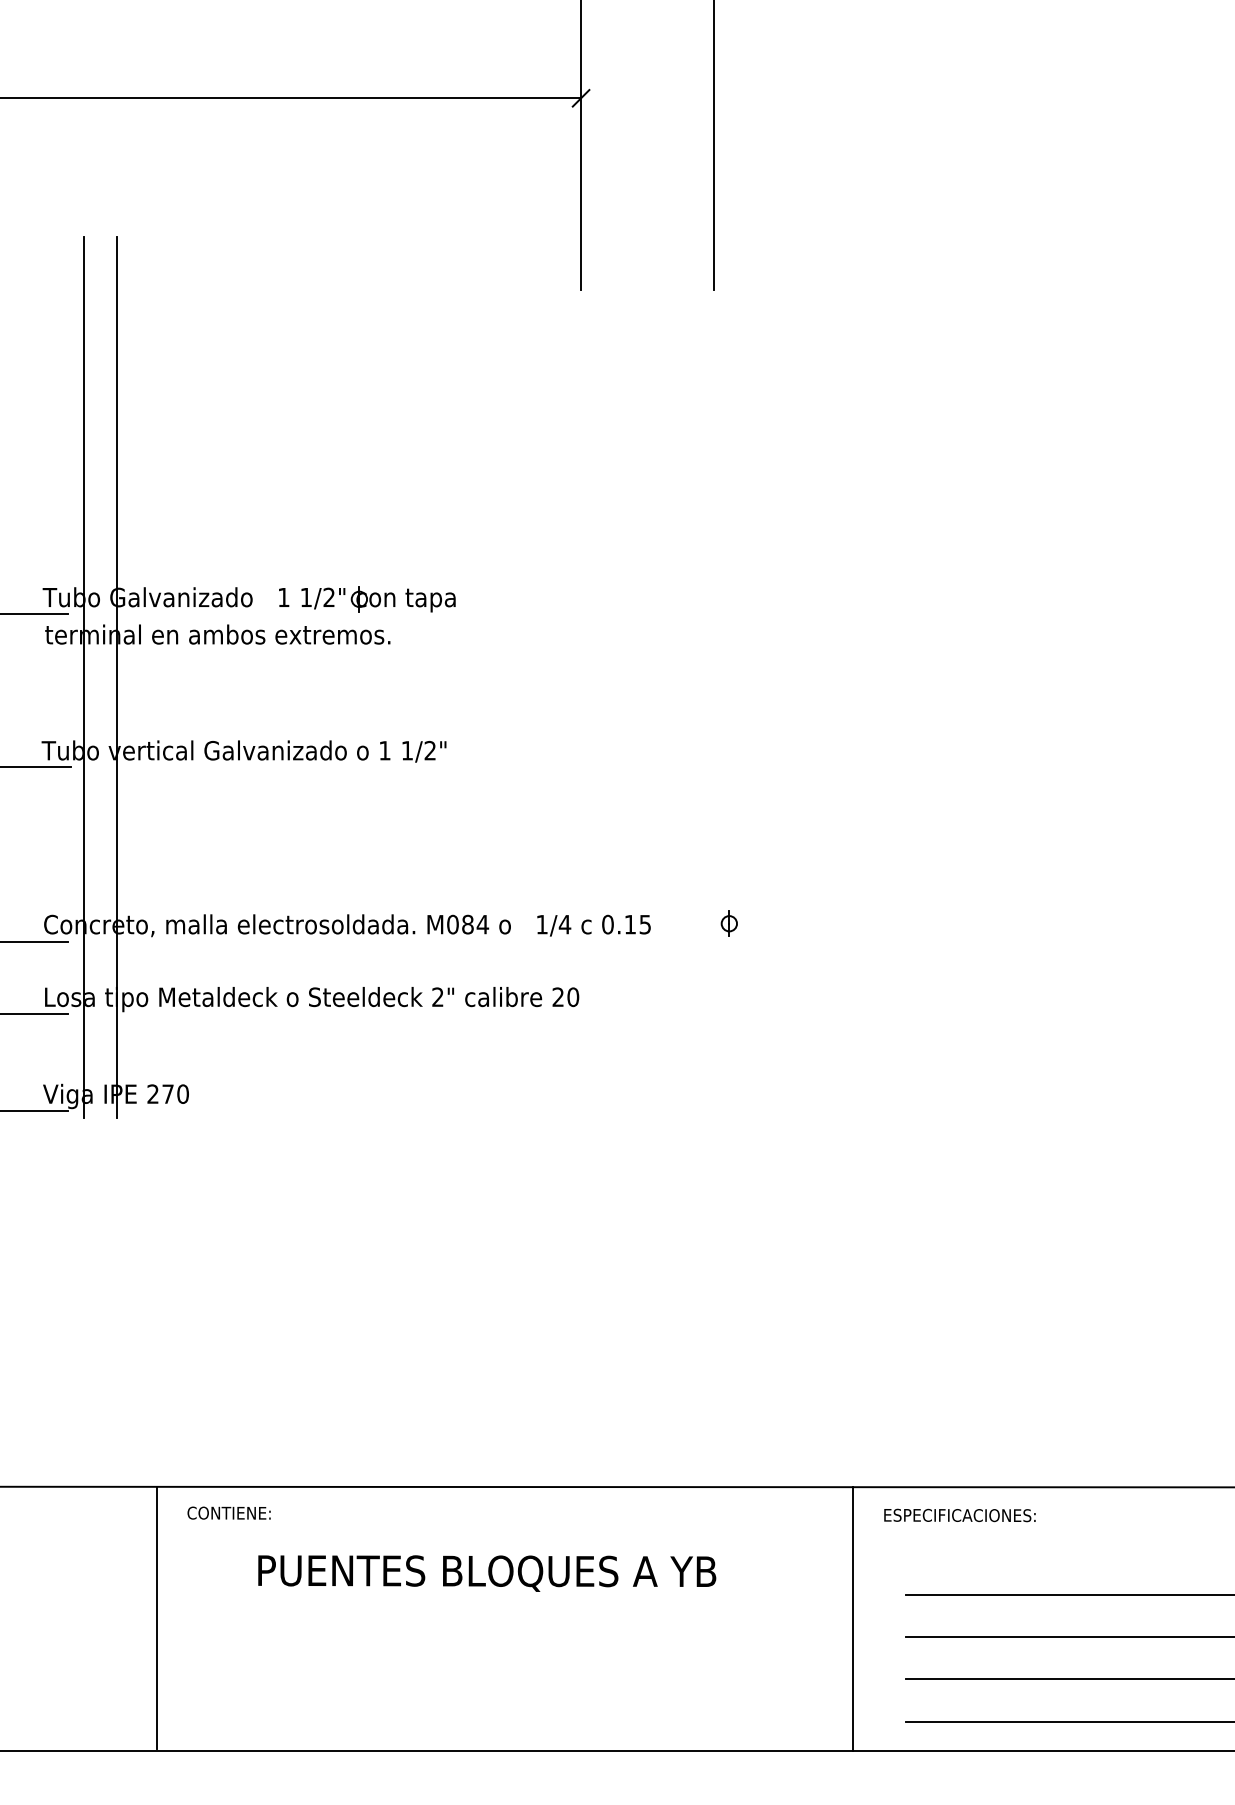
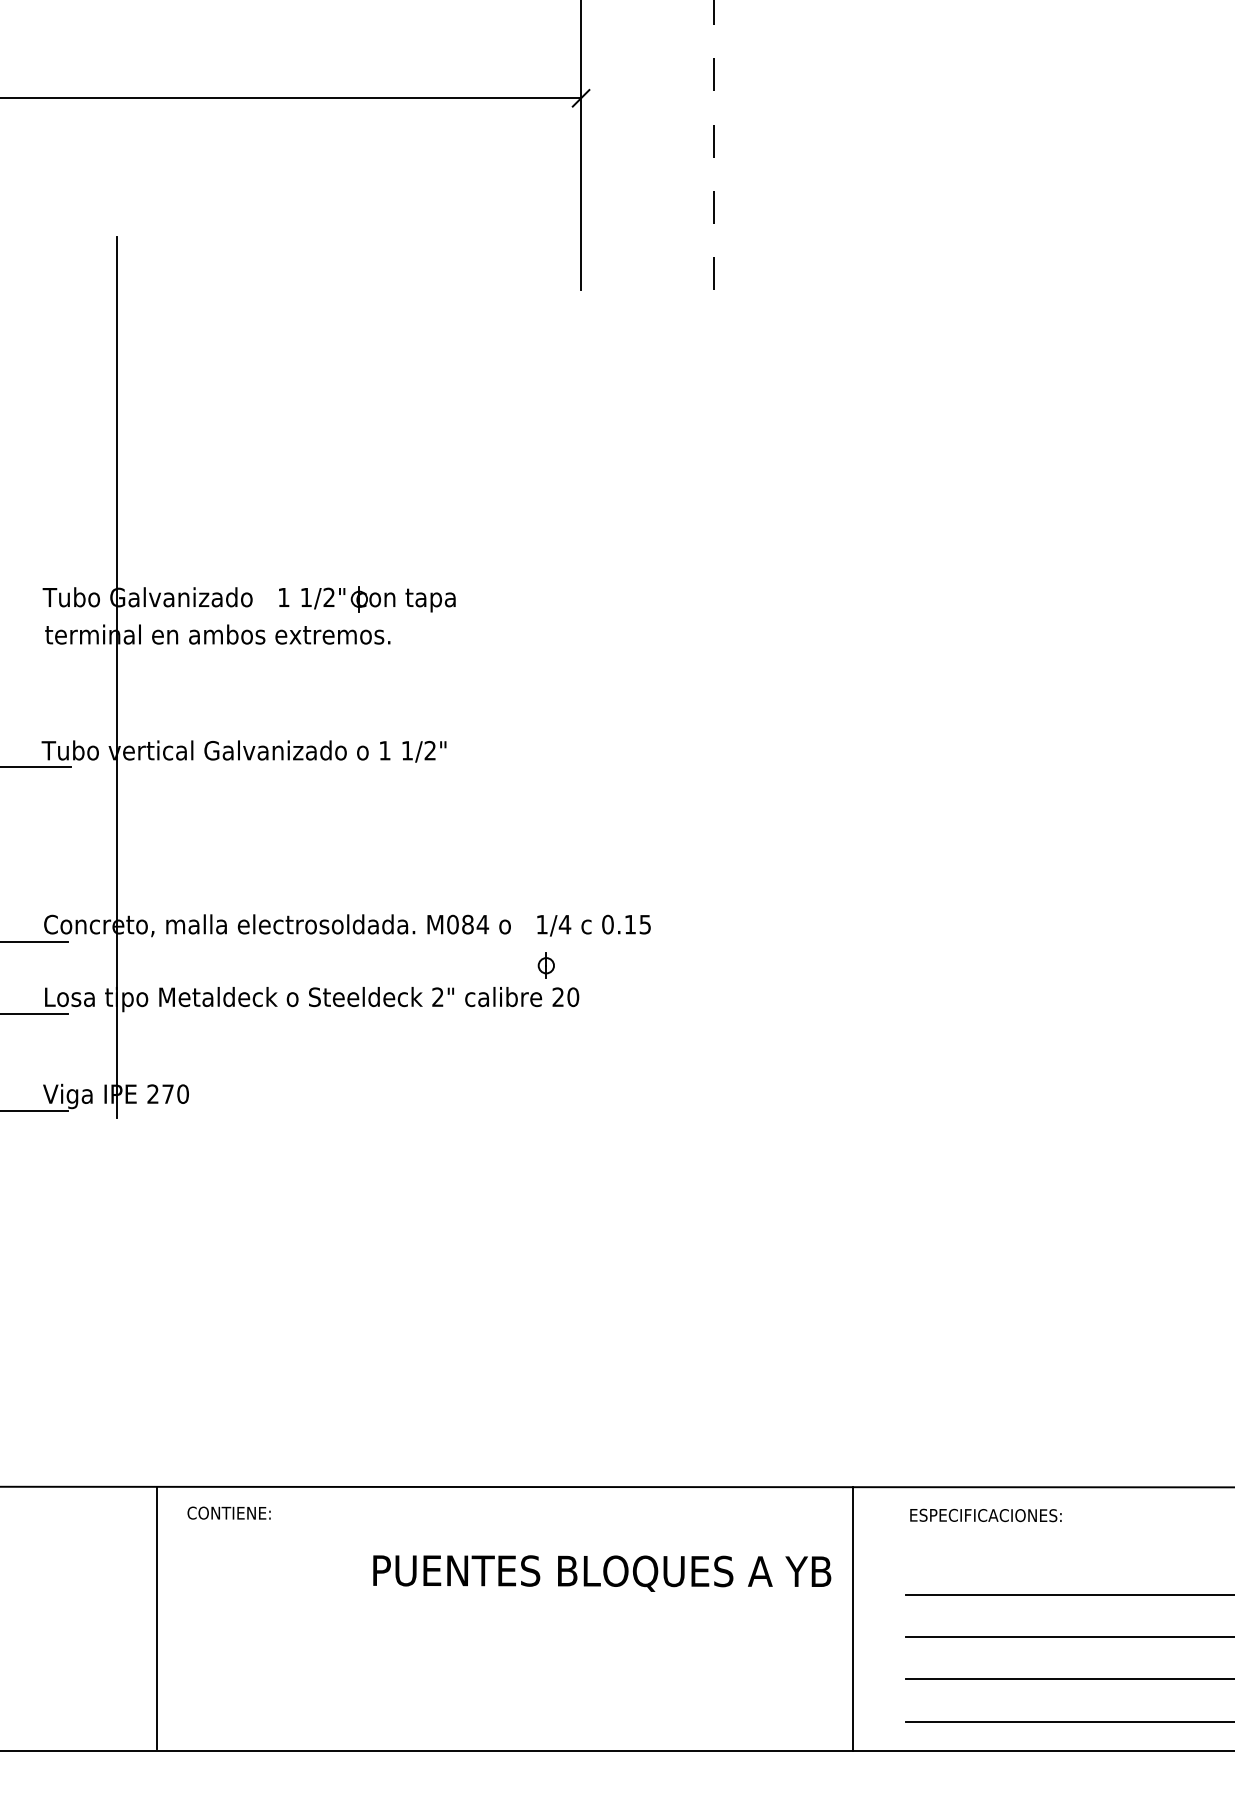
line: solid -> dashed (713, 145)
line: present -> none (34, 614)
line: present -> none (83, 677)
part position: (728, 923) -> (545, 965) (545, 965)
text position: (959, 1515) -> (985, 1515) (985, 1515)
text position: (487, 1573) -> (602, 1573) (602, 1573)
